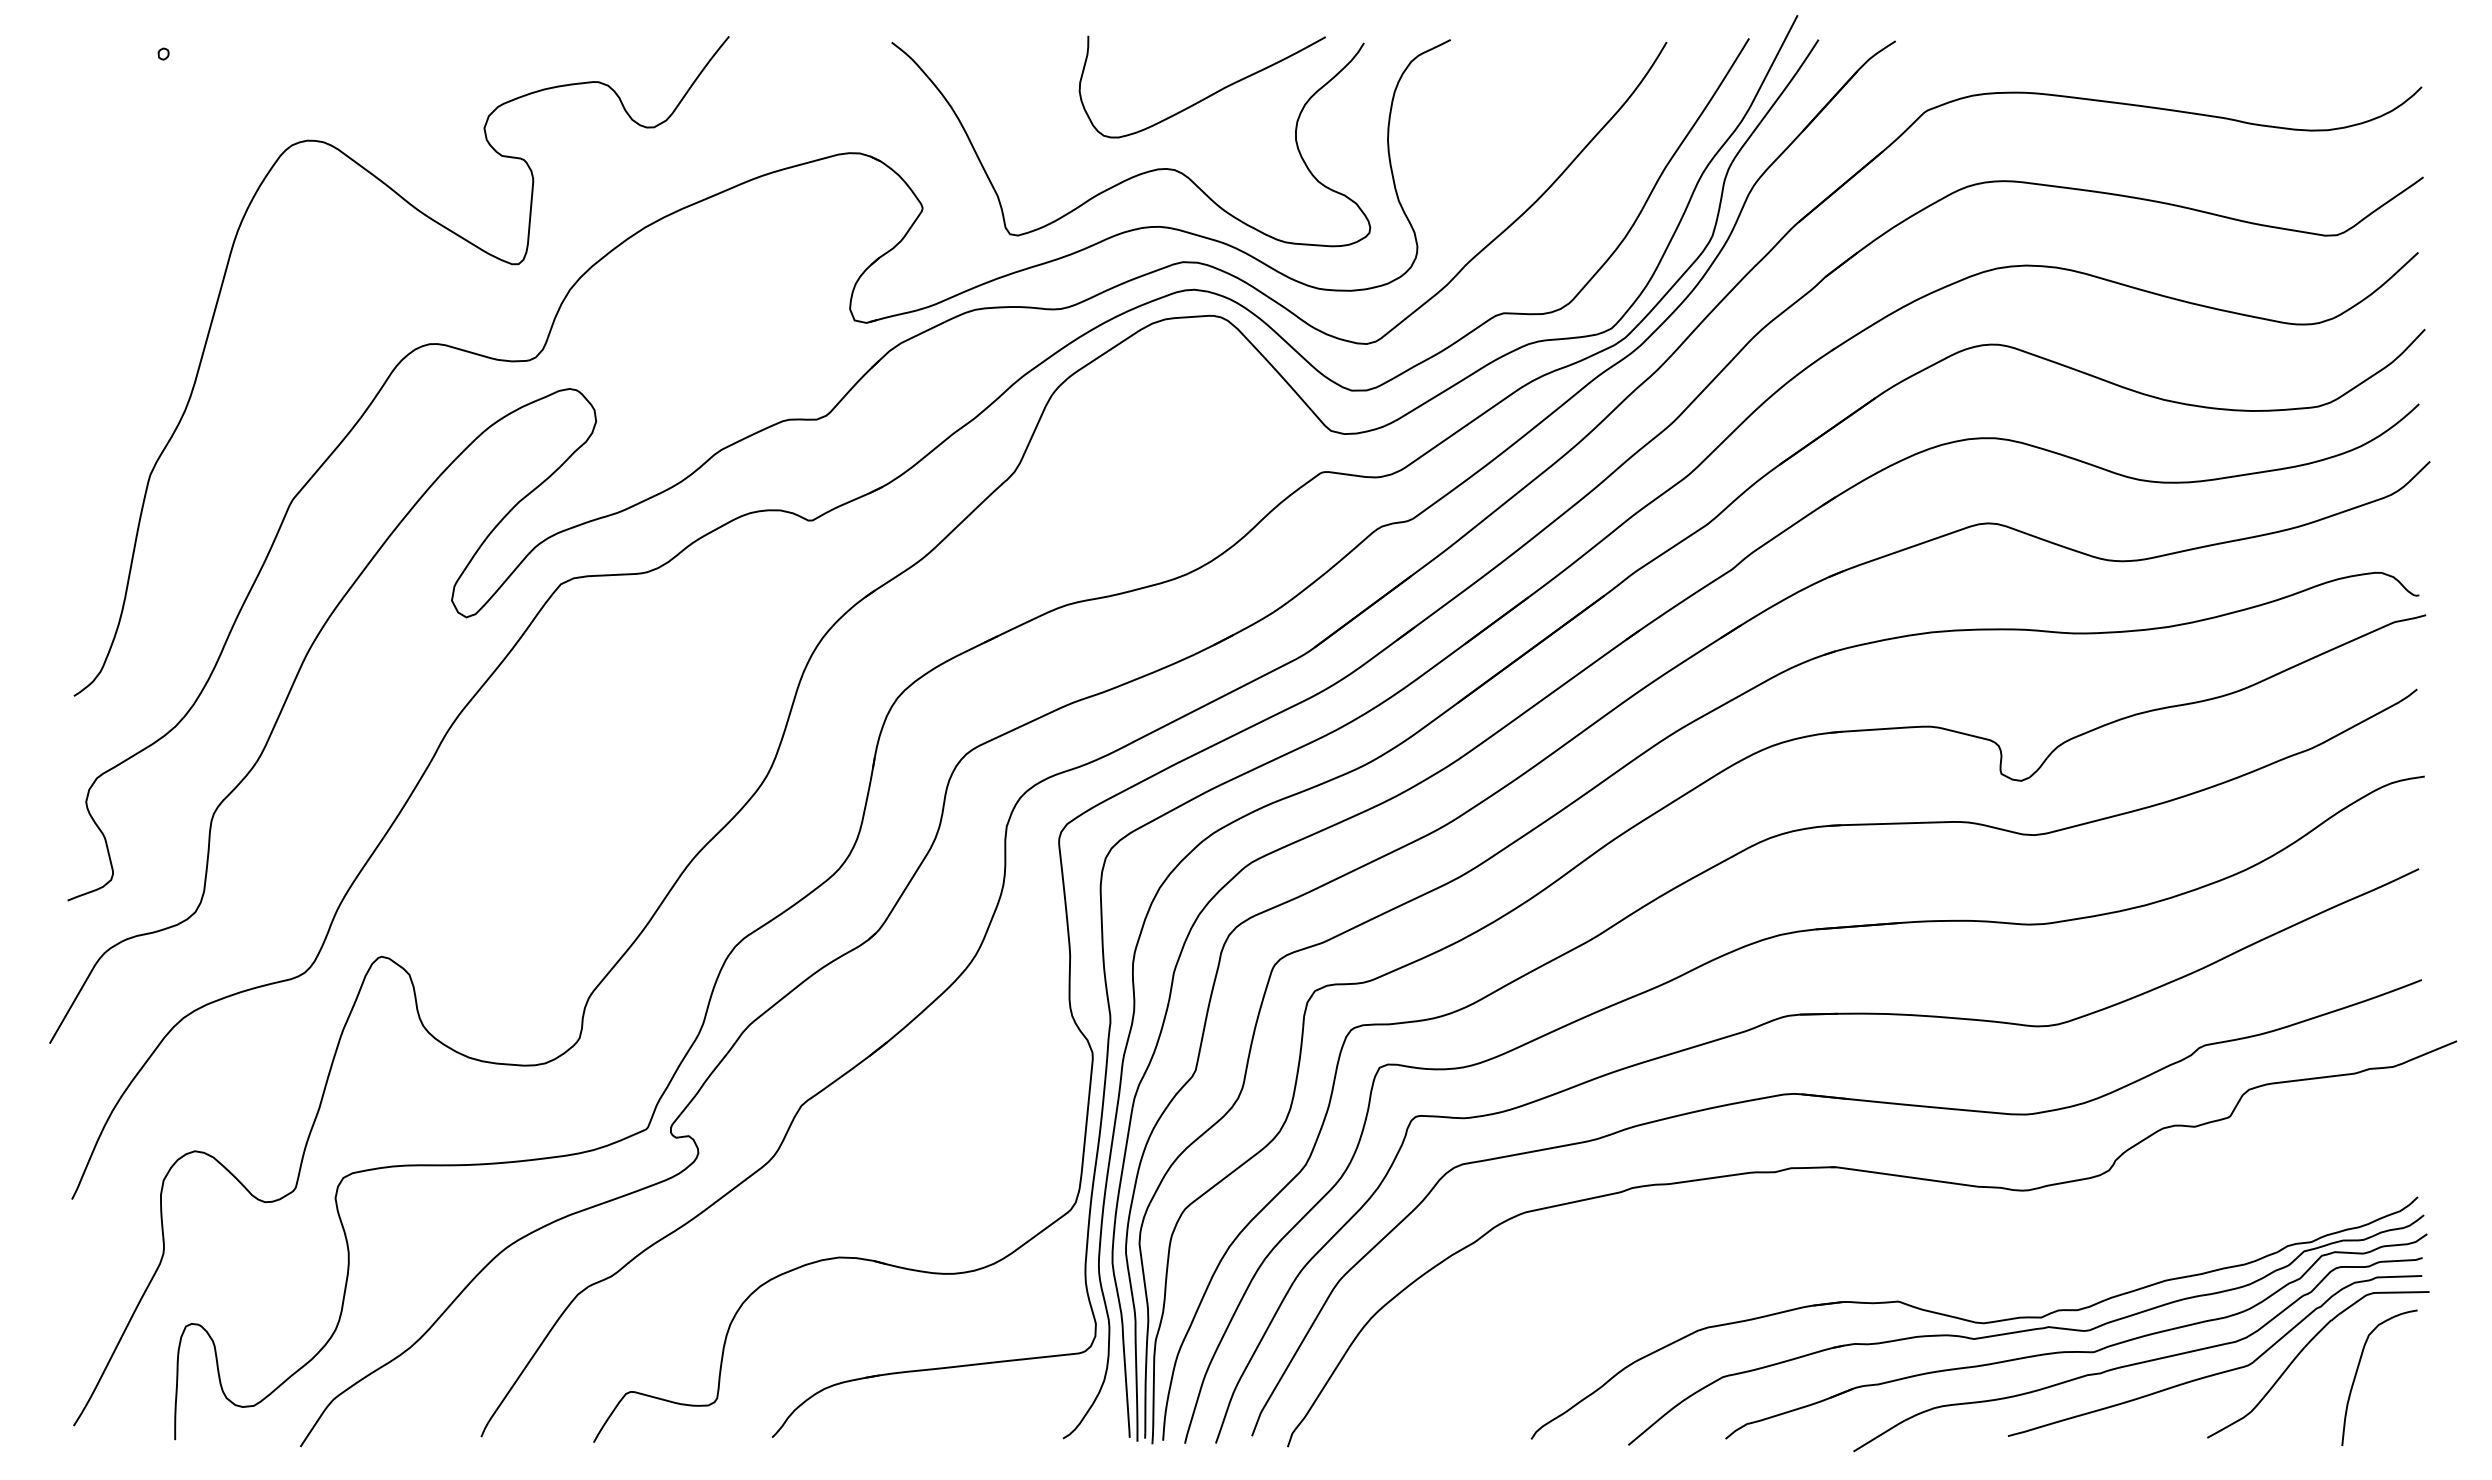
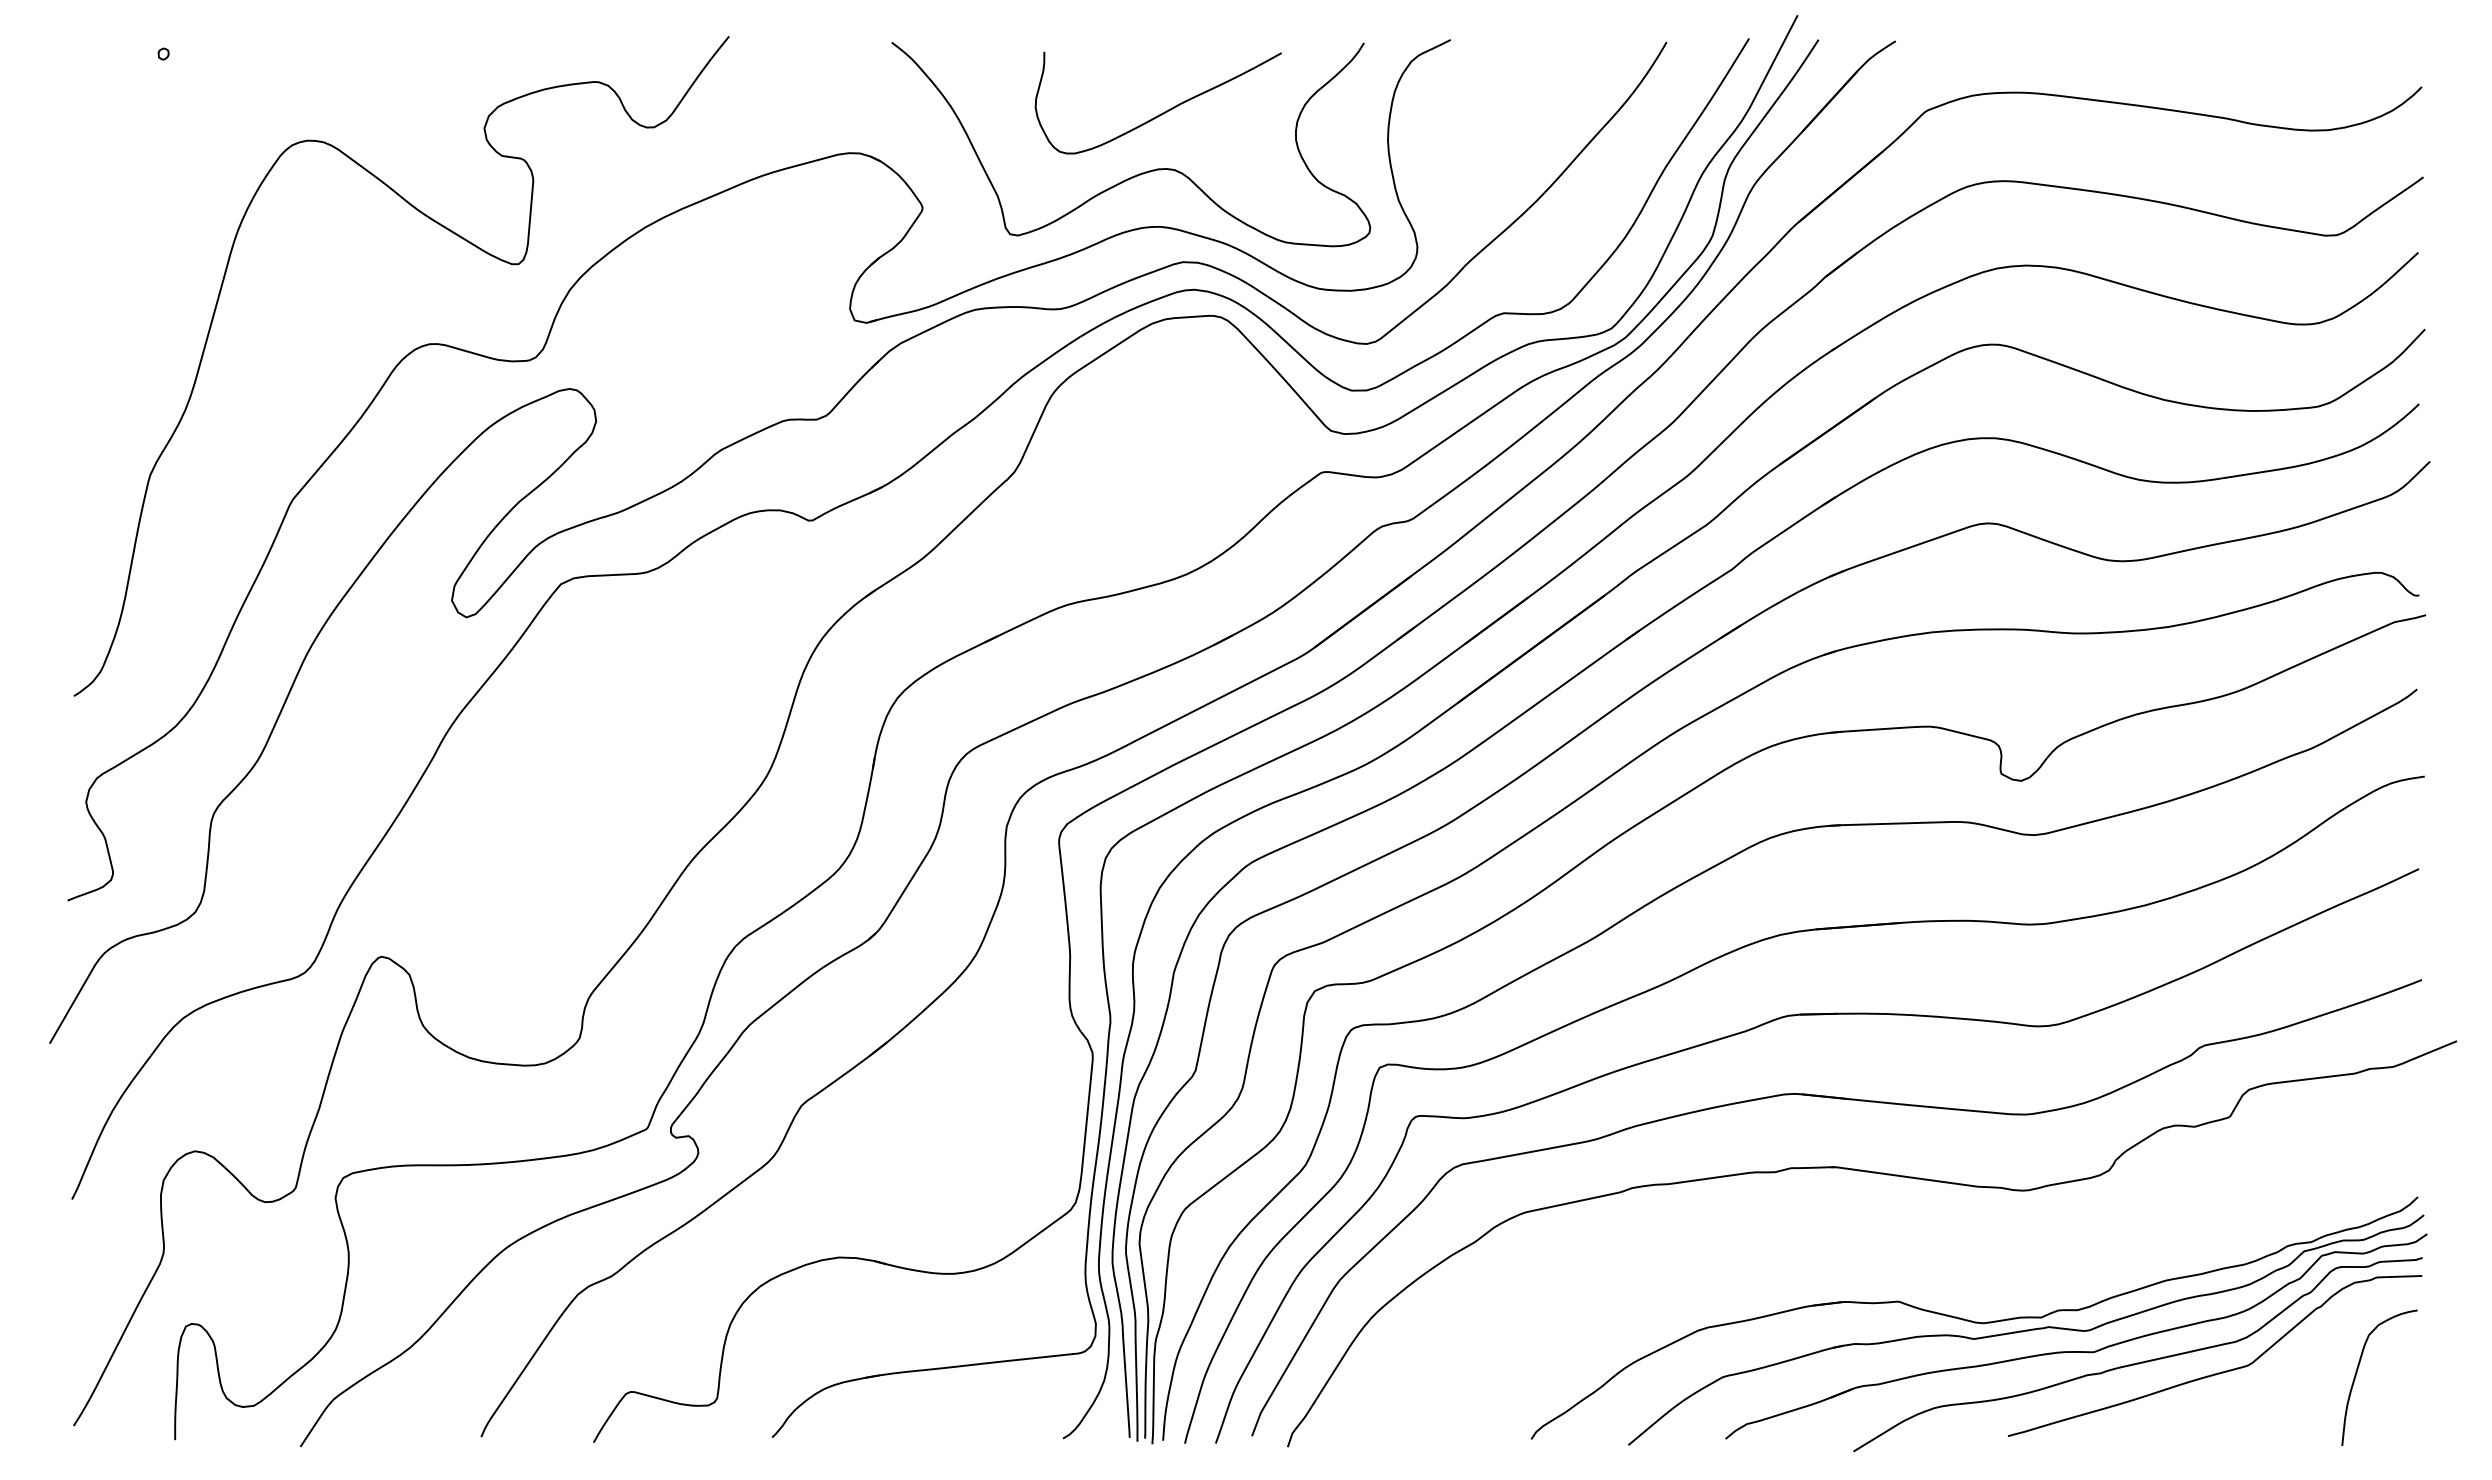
curve position: (1206, 96) -> (1162, 112) (1162, 112)
curve: present -> none (2304, 1349)
